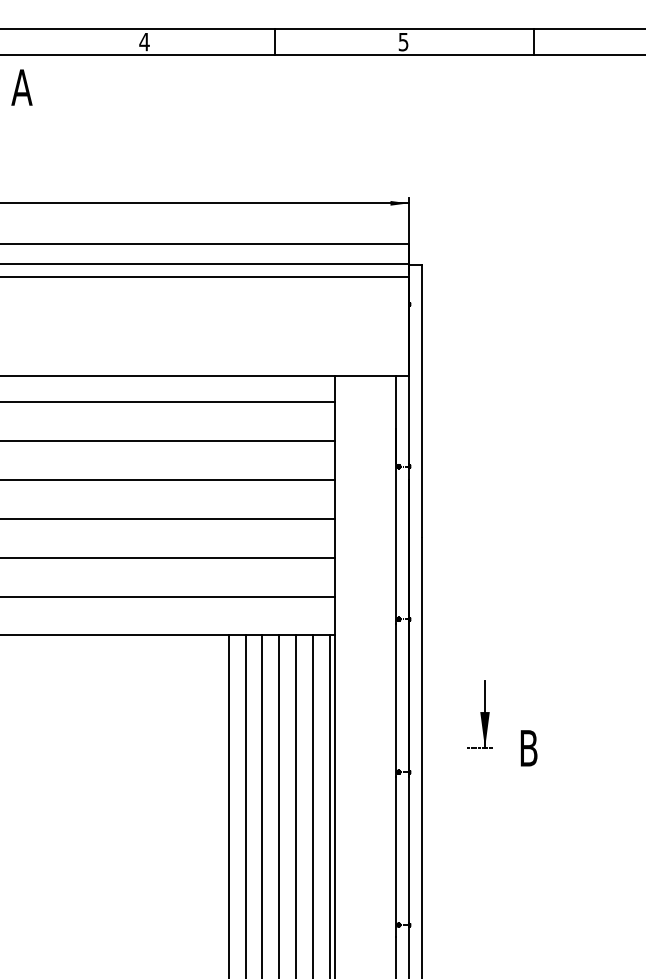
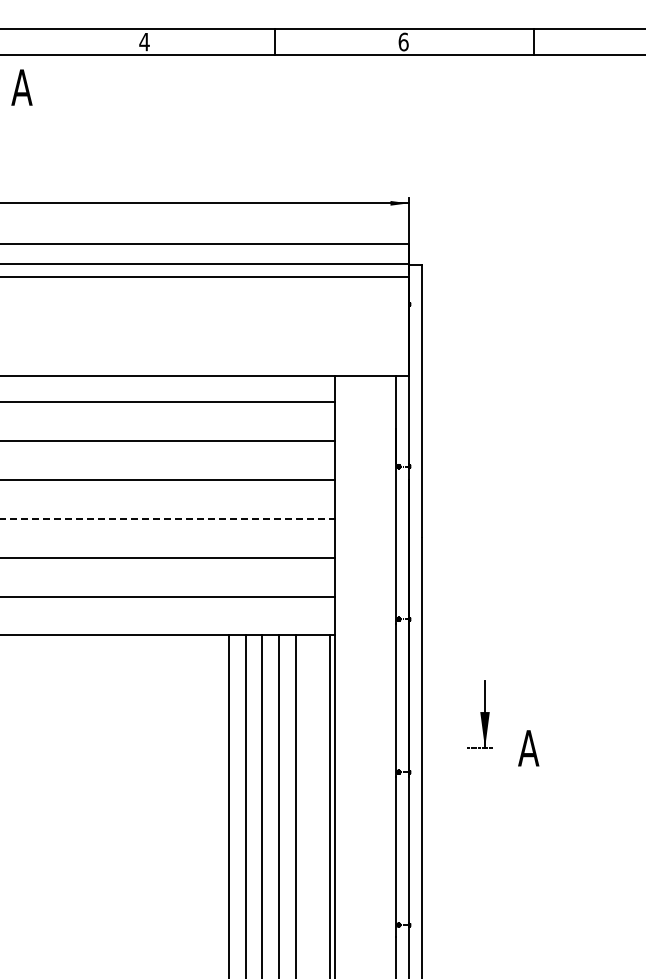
text: 5 -> 6 (403, 41)
line: solid -> dashed (168, 518)
text: B -> A (528, 748)
line: present -> none (312, 805)
